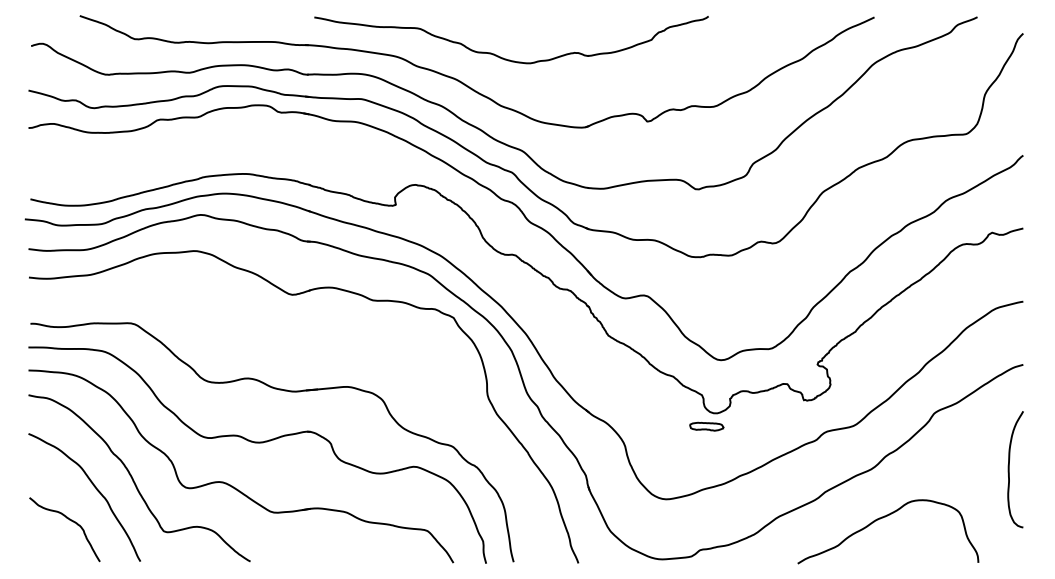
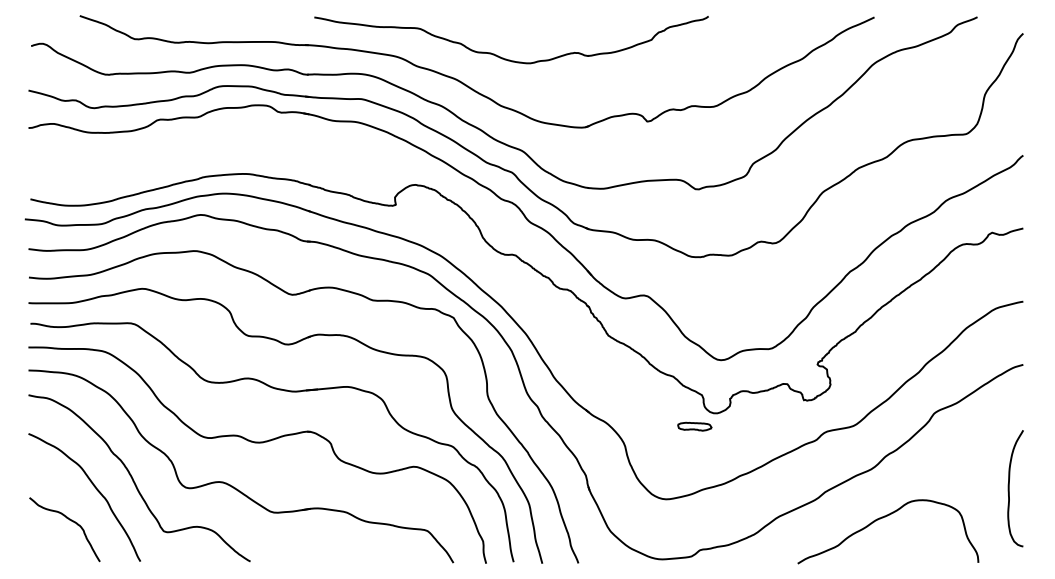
part: none -> present (285, 345)
part position: (706, 426) -> (694, 426) (694, 426)
curve position: (1009, 469) -> (1009, 488) (1009, 488)
